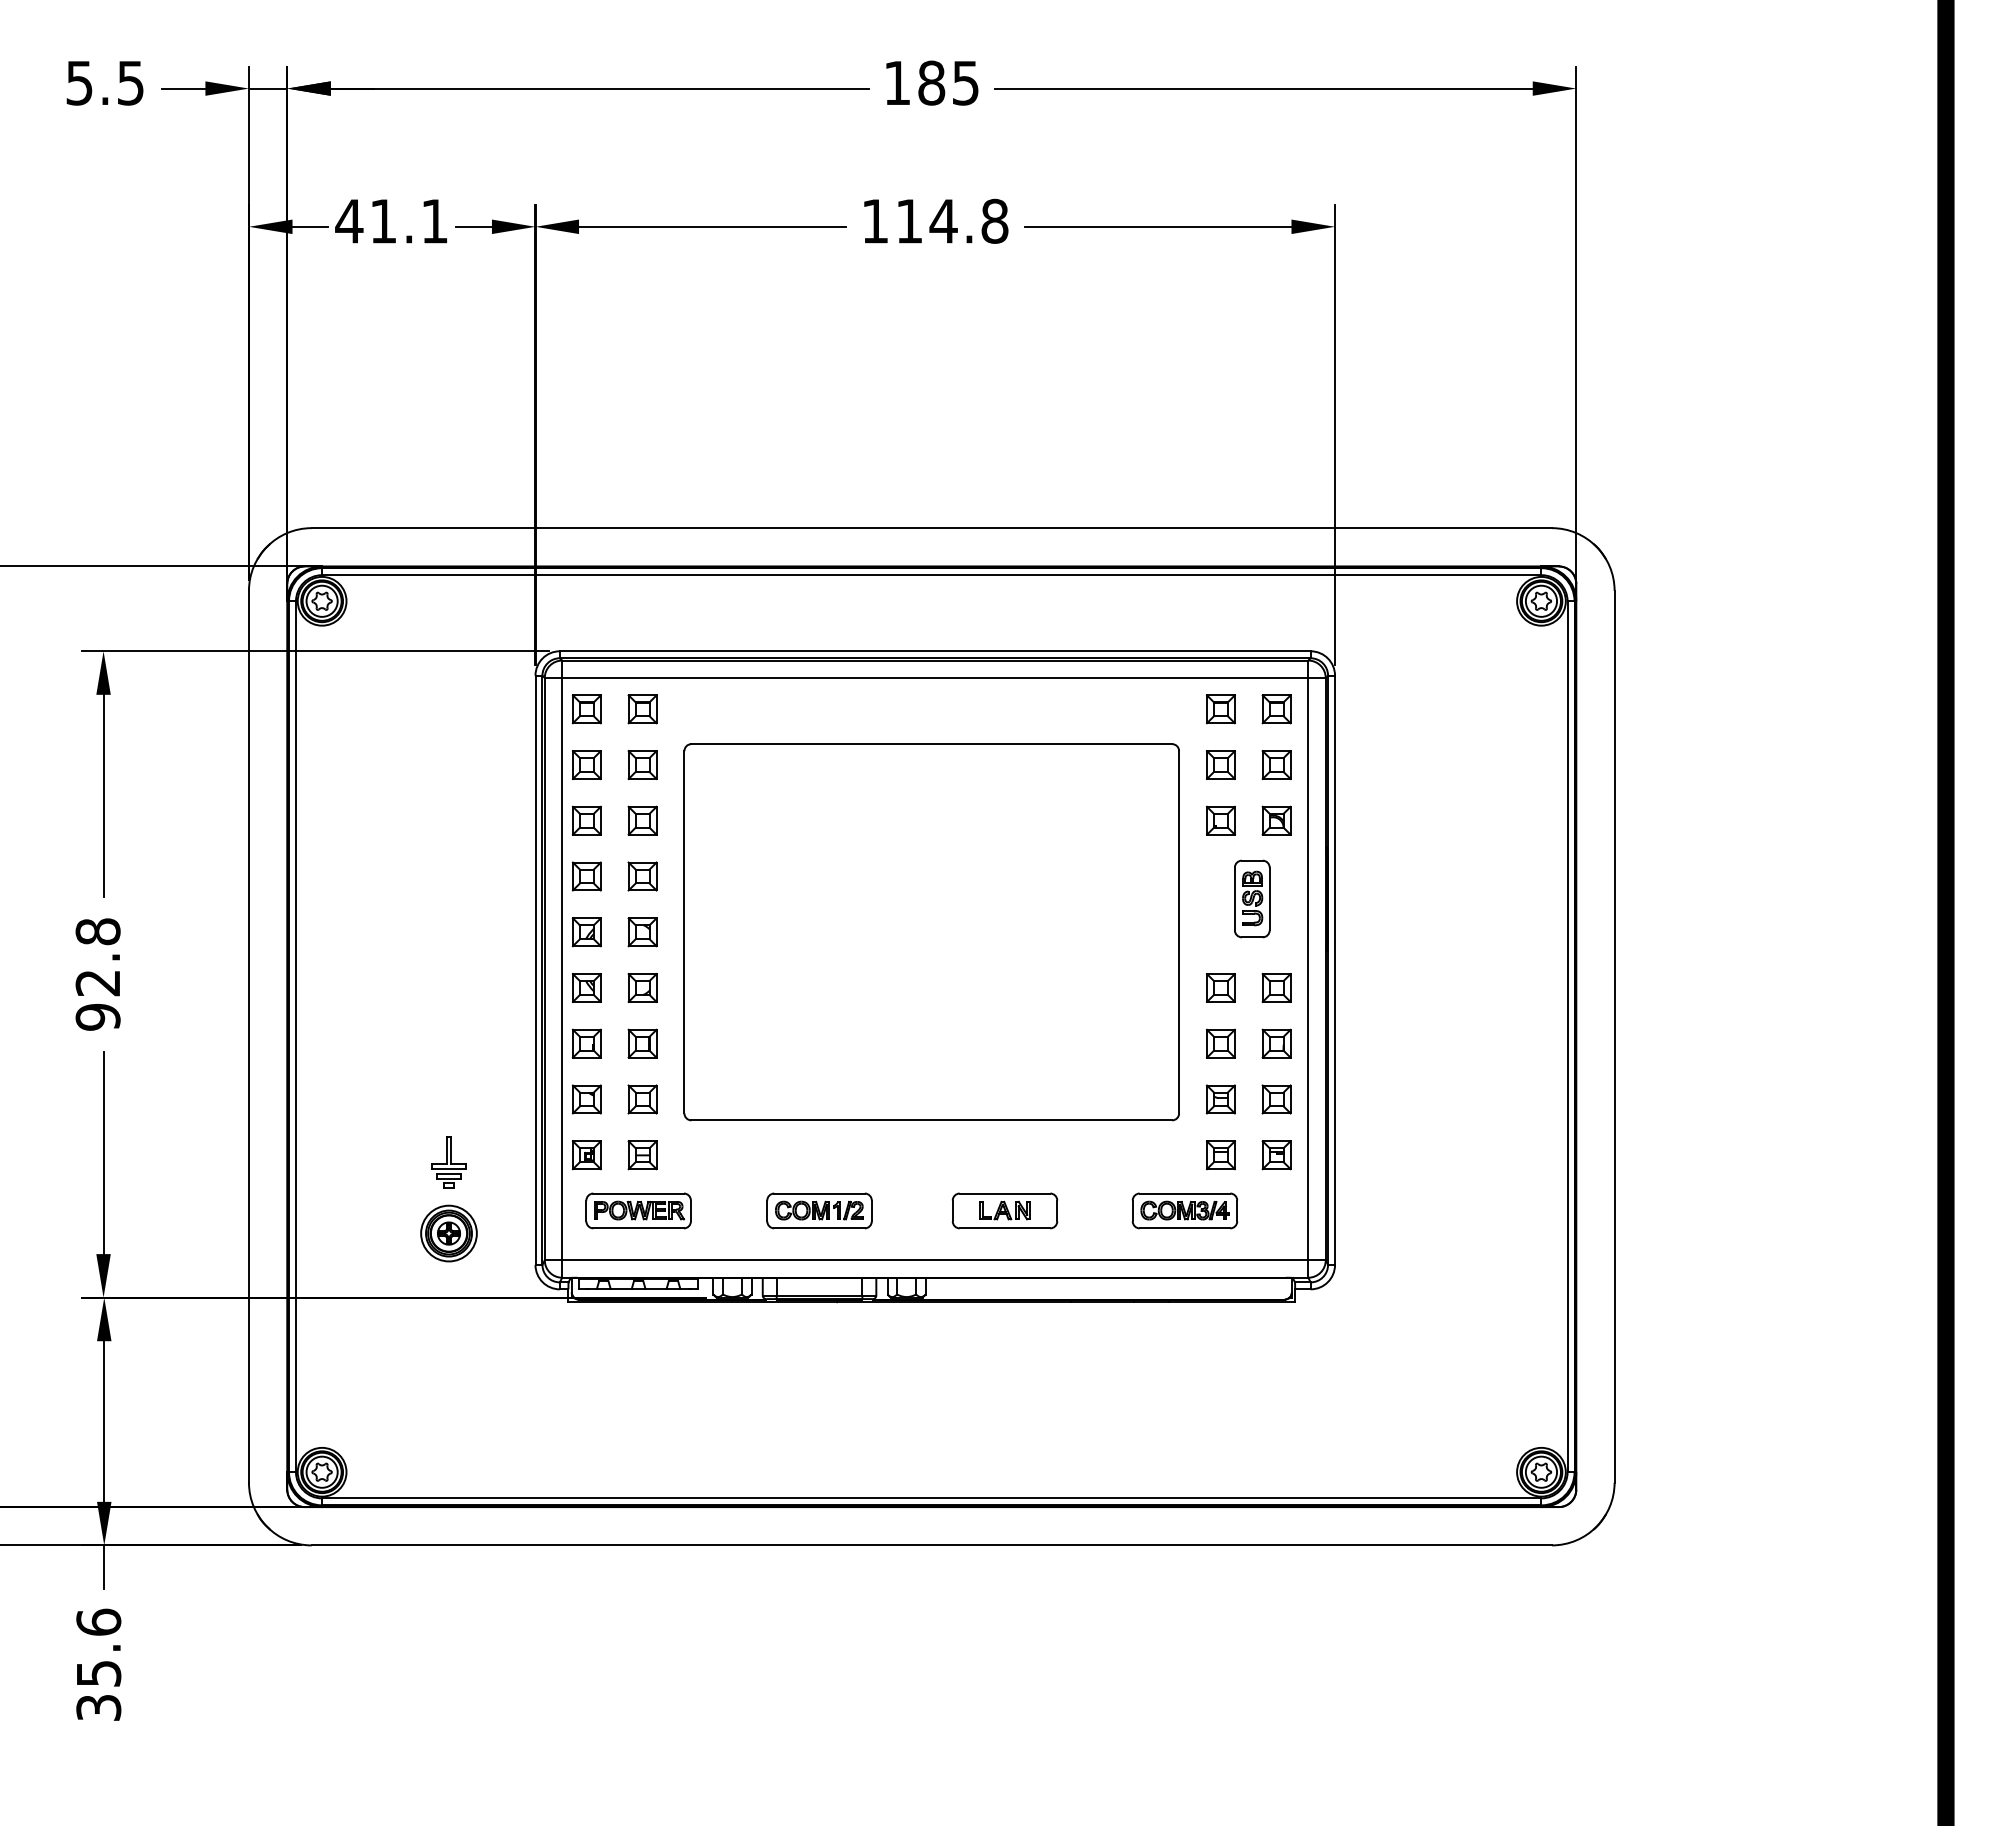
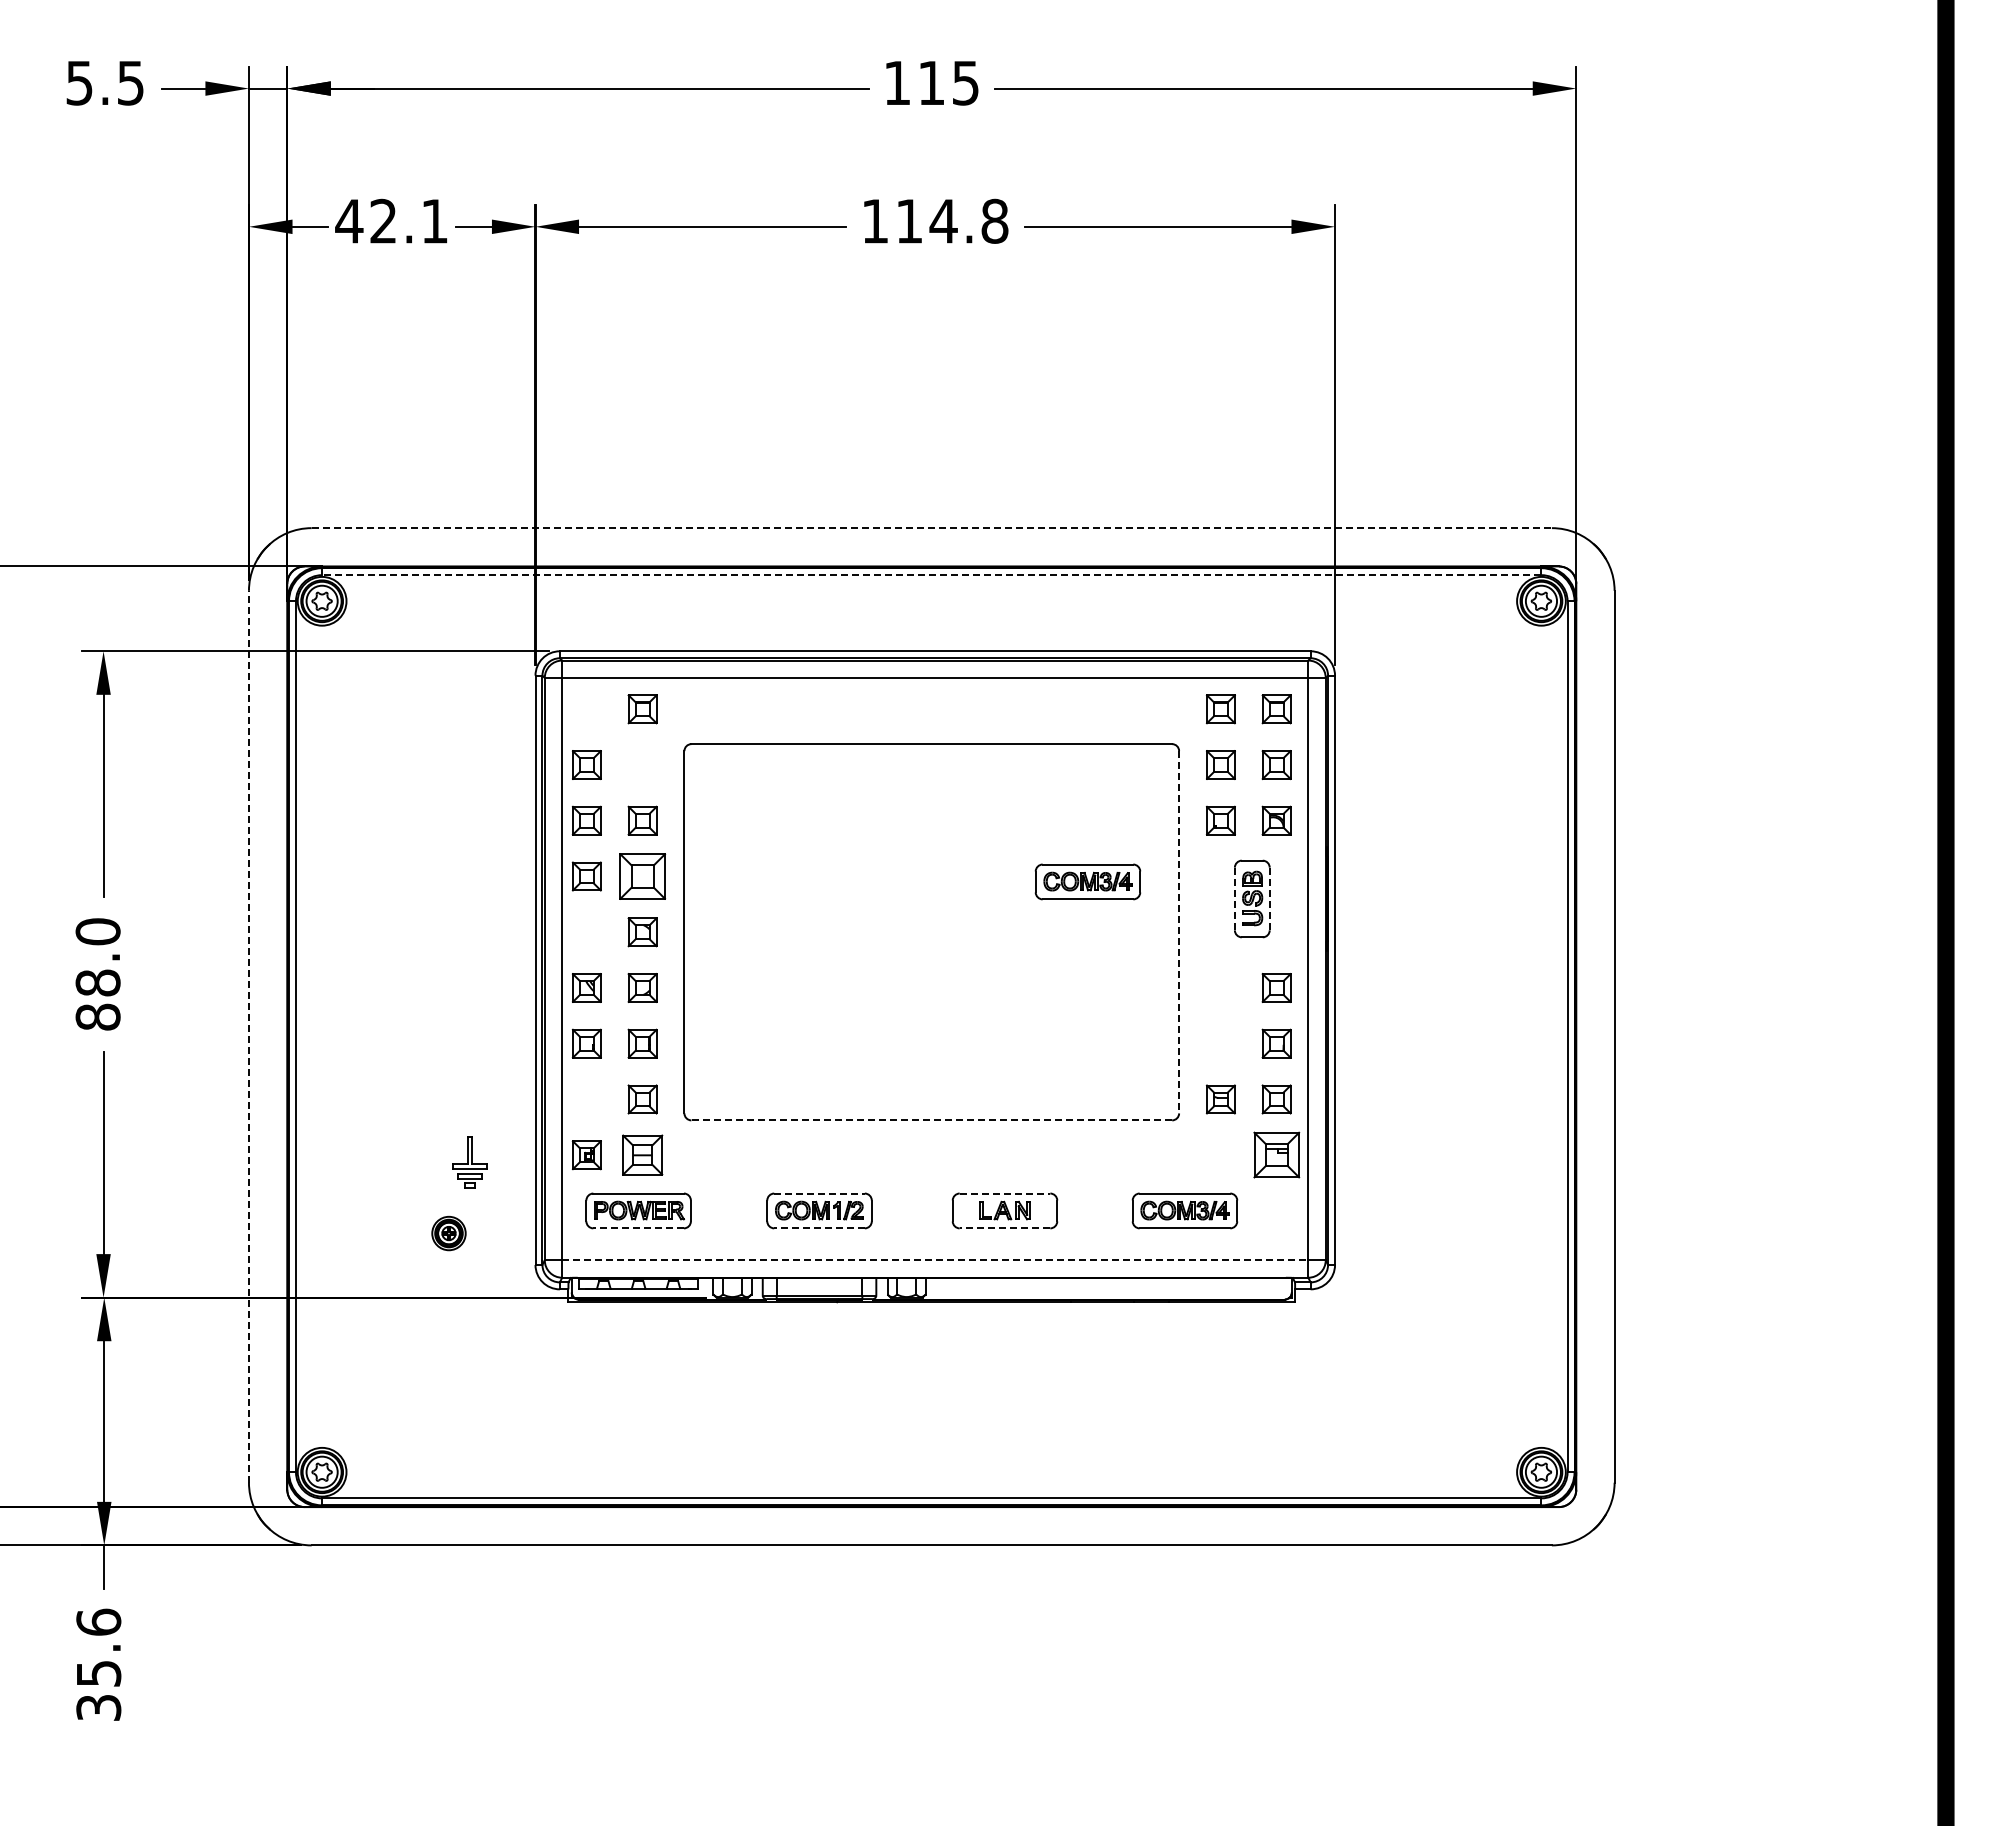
text: 185 -> 115 (931, 82)
text: 41.1 -> 42.1 (382, 220)
line: solid -> dashed (932, 528)
line: solid -> dashed (931, 575)
part: present -> none (586, 709)
part: present -> none (642, 764)
part size: 31x31 px -> 48x47 px (642, 876)
part: none -> present (1087, 881)
line: solid -> dashed (1234, 898)
line: solid -> dashed (1269, 899)
part: present -> none (586, 932)
line: solid -> dashed (1179, 932)
text: 92.8 -> 88.0 (97, 974)
part: present -> none (1220, 987)
line: solid -> dashed (248, 1036)
part: present -> none (1220, 1043)
part: present -> none (586, 1099)
line: solid -> dashed (931, 1120)
part size: 31x31 px -> 42x42 px (642, 1154)
part: present -> none (1220, 1155)
part size: 31x31 px -> 48x48 px (1276, 1154)
part position: (448, 1162) -> (469, 1162) (469, 1162)
line: solid -> dashed (820, 1193)
line: solid -> dashed (1005, 1193)
line: solid -> dashed (638, 1228)
line: solid -> dashed (819, 1228)
line: solid -> dashed (1004, 1228)
part size: 58x59 px -> 36x37 px (448, 1233)
line: solid -> dashed (935, 1260)
